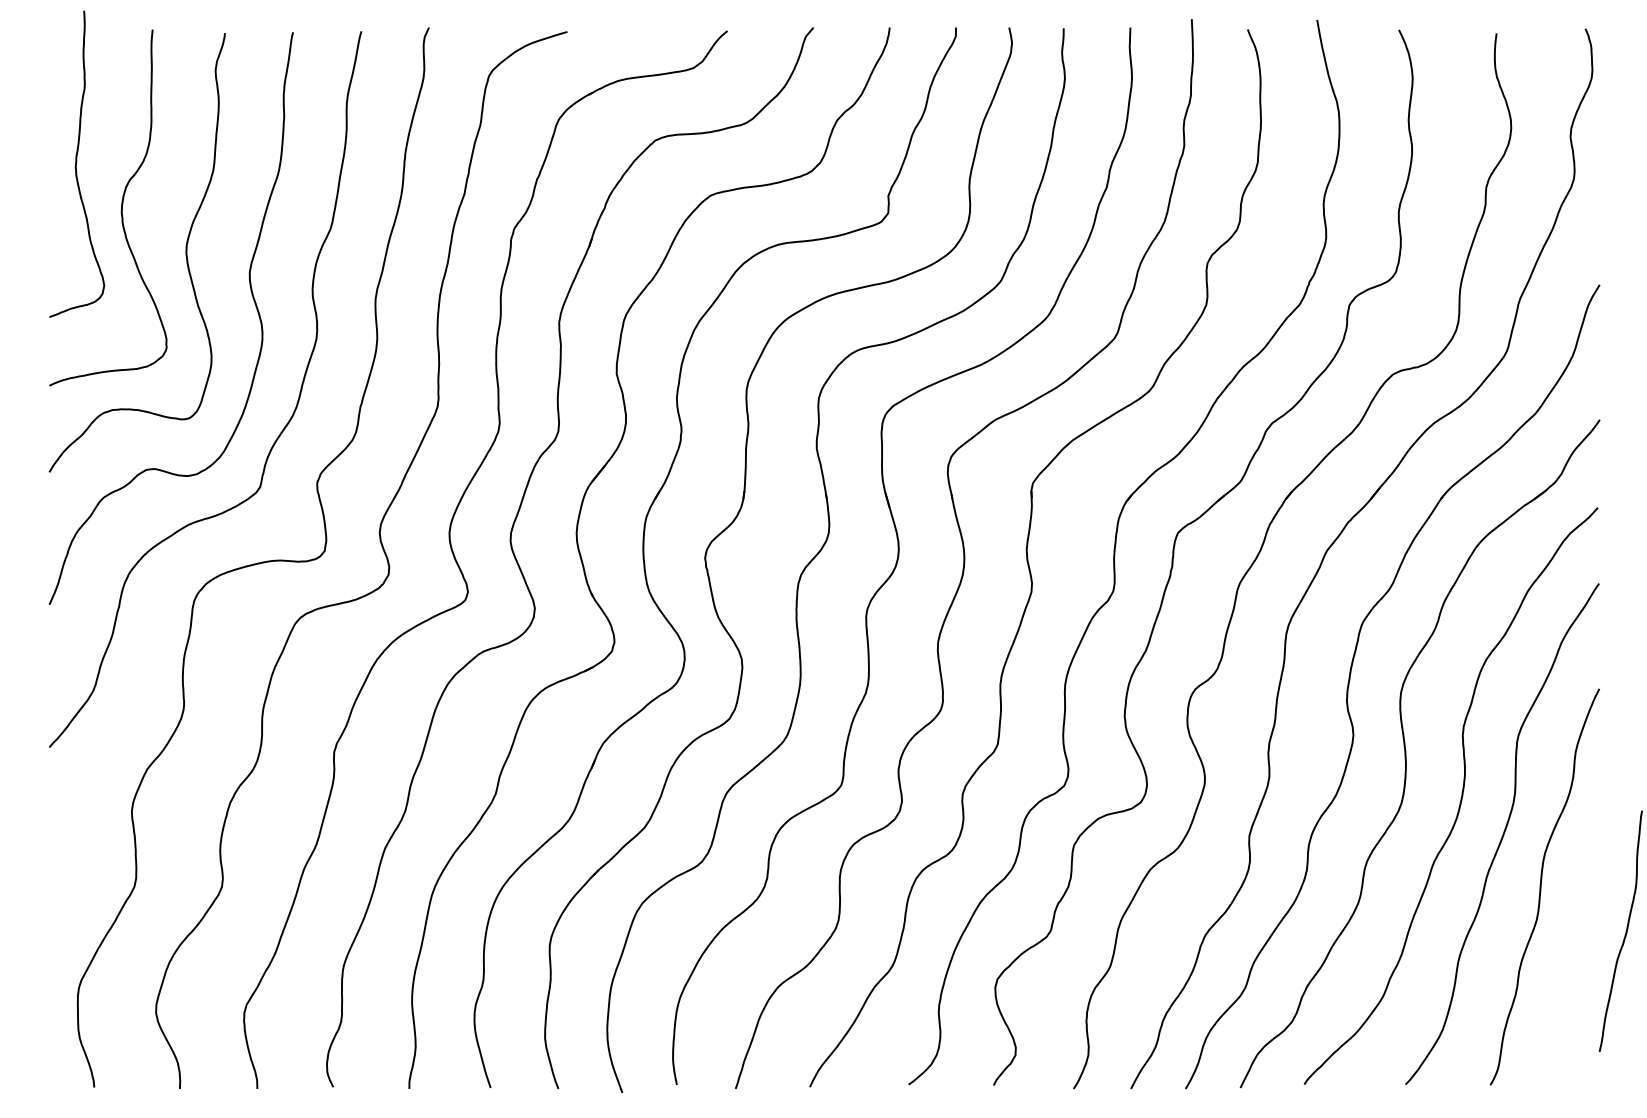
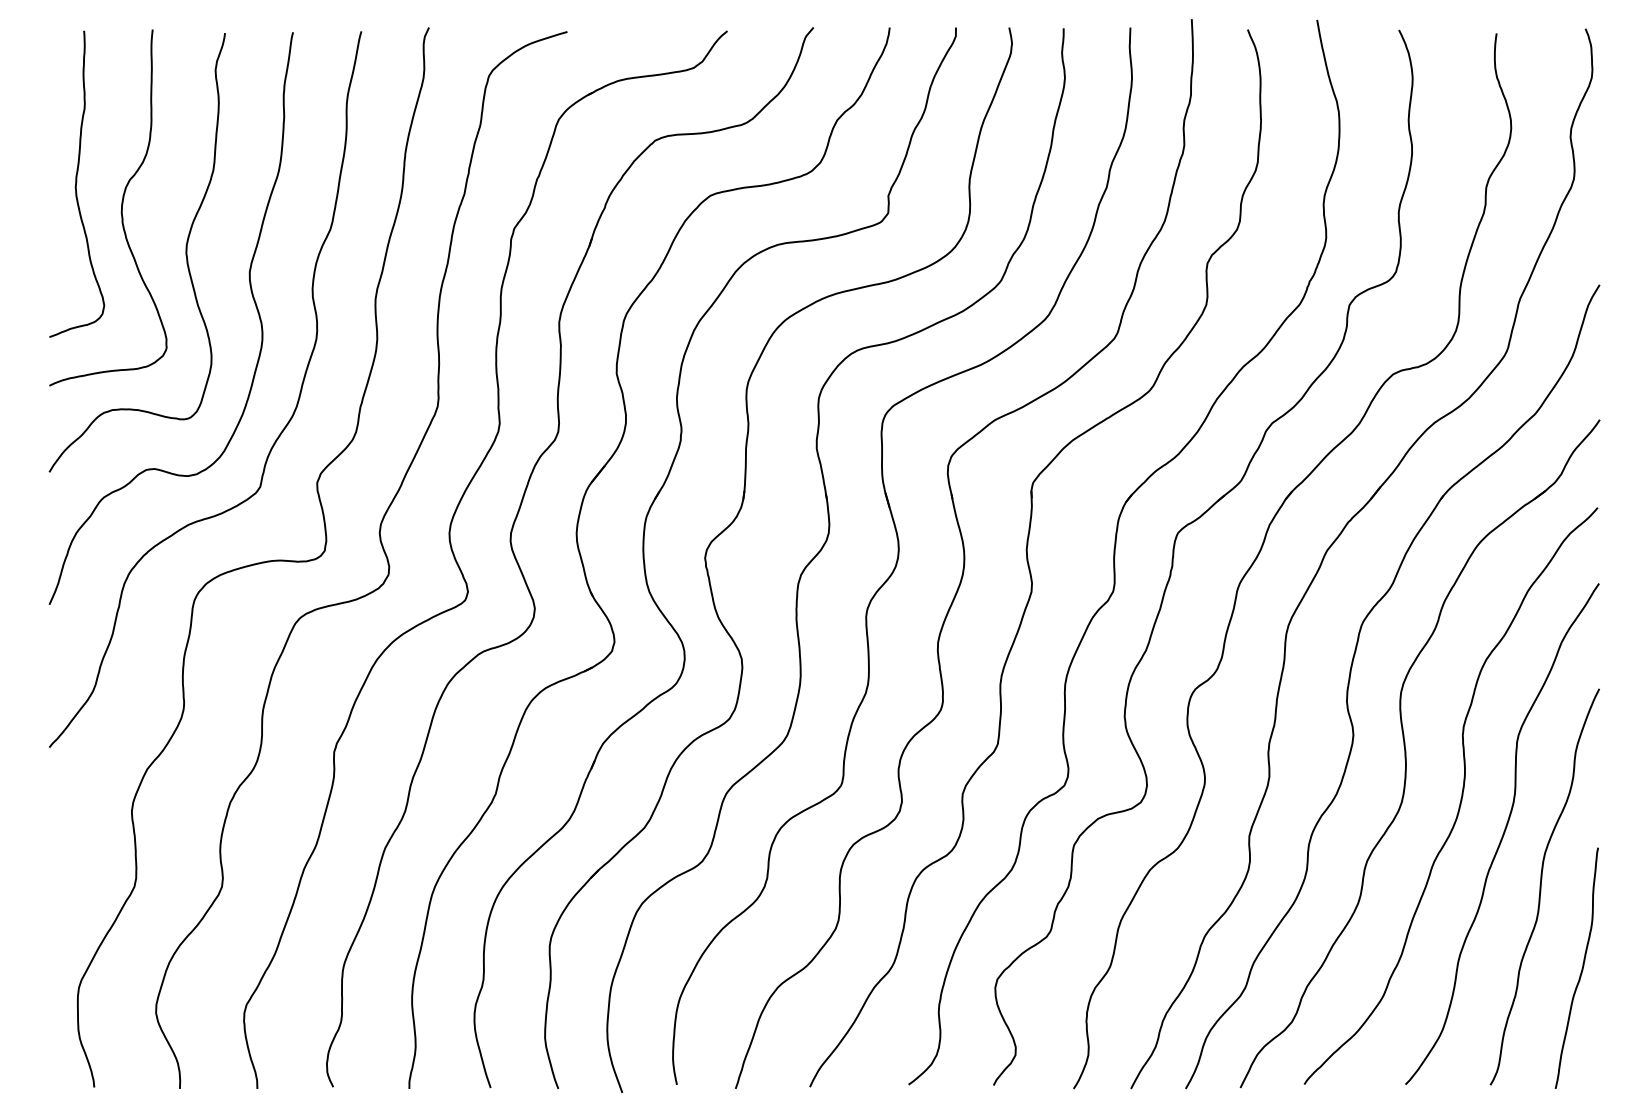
curve position: (77, 162) -> (77, 182) (77, 182)
curve position: (1625, 931) -> (1581, 968) (1581, 968)
